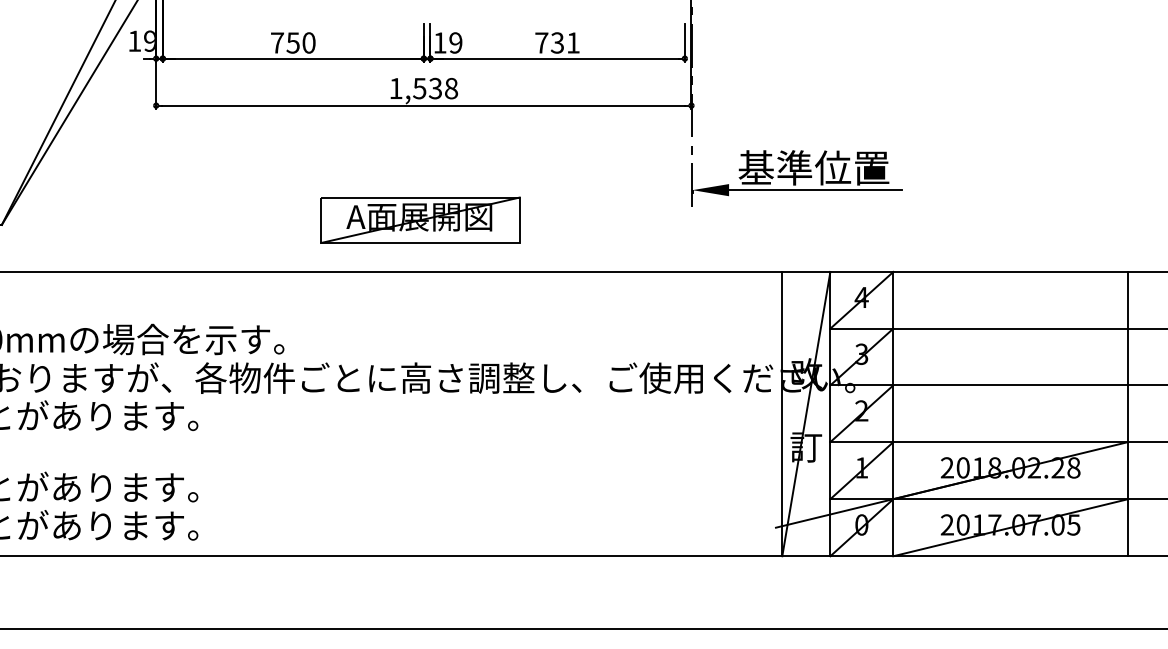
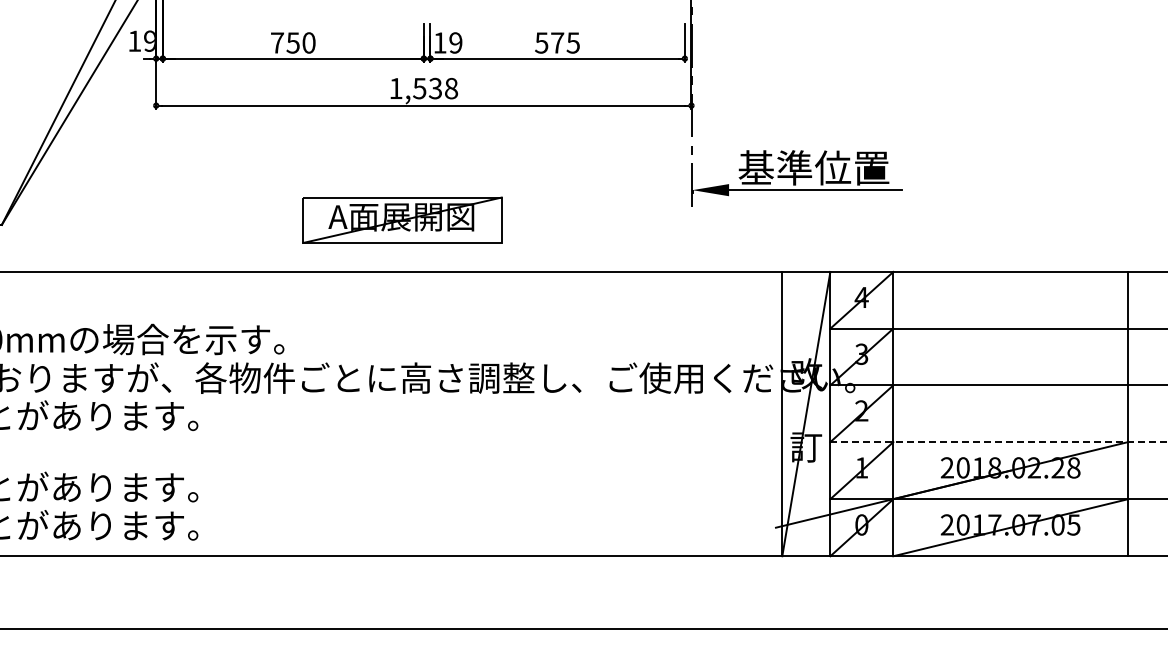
text: 731 -> 575 (557, 42)
part position: (420, 219) -> (402, 219) (402, 219)
line: solid -> dashed (999, 442)
